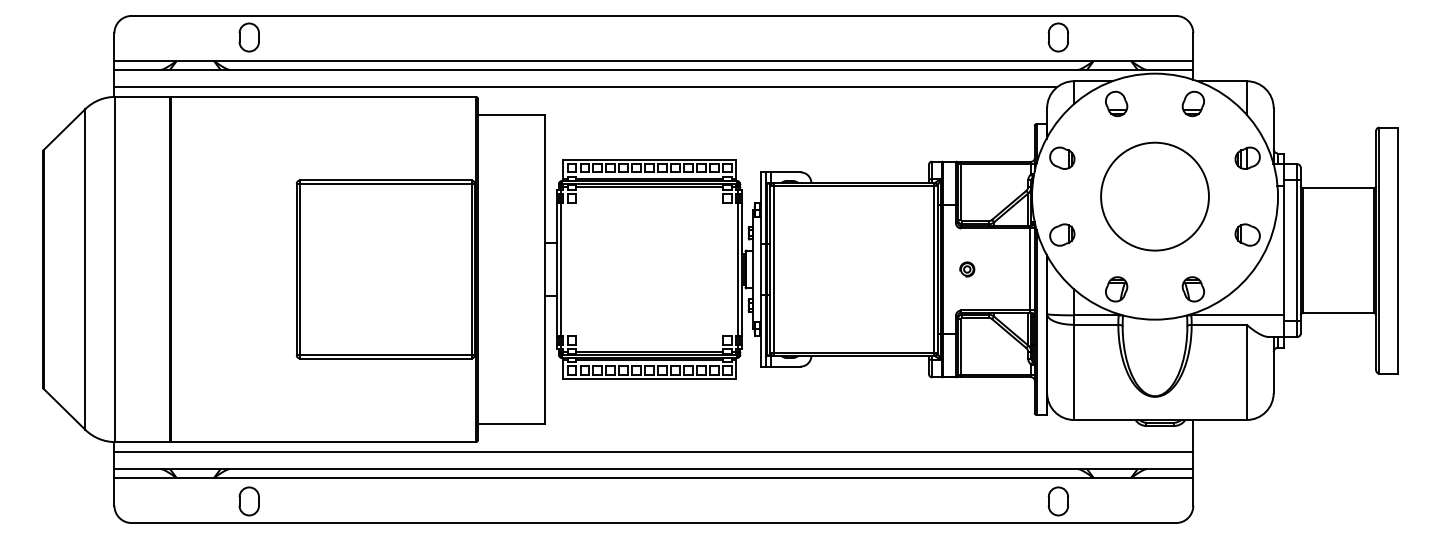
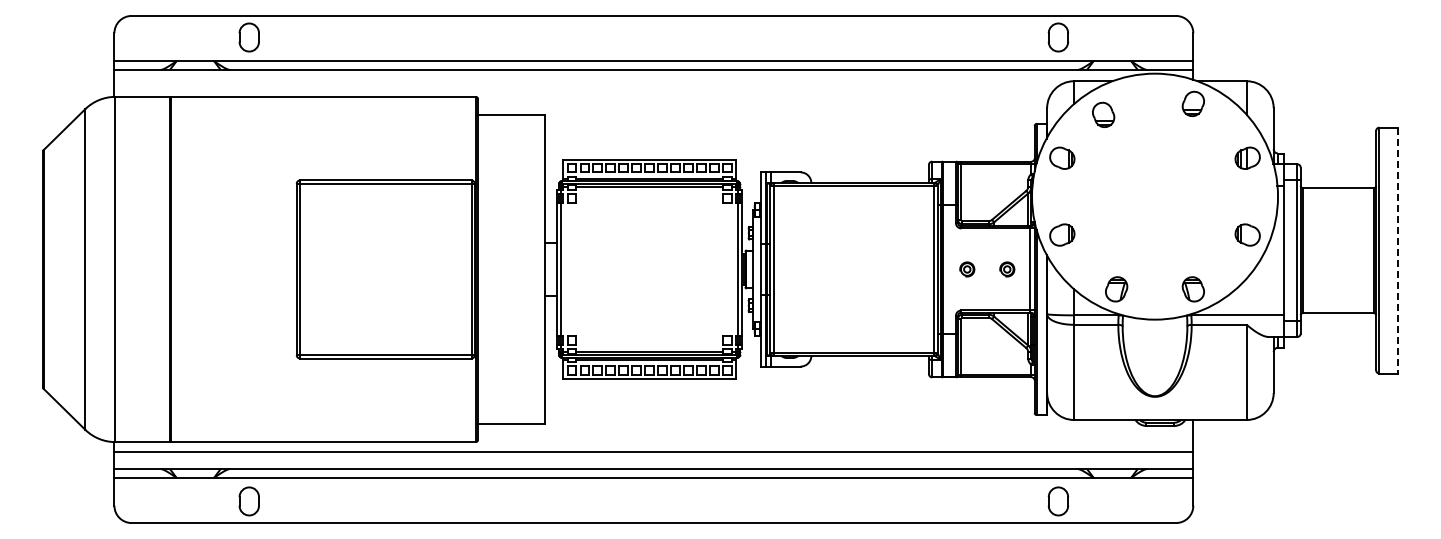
line: present -> none (585, 87)
part position: (1116, 103) -> (1103, 114) (1103, 114)
circle: present -> none (1154, 196)
line: solid -> dashed (1397, 250)
part: none -> present (1007, 269)
